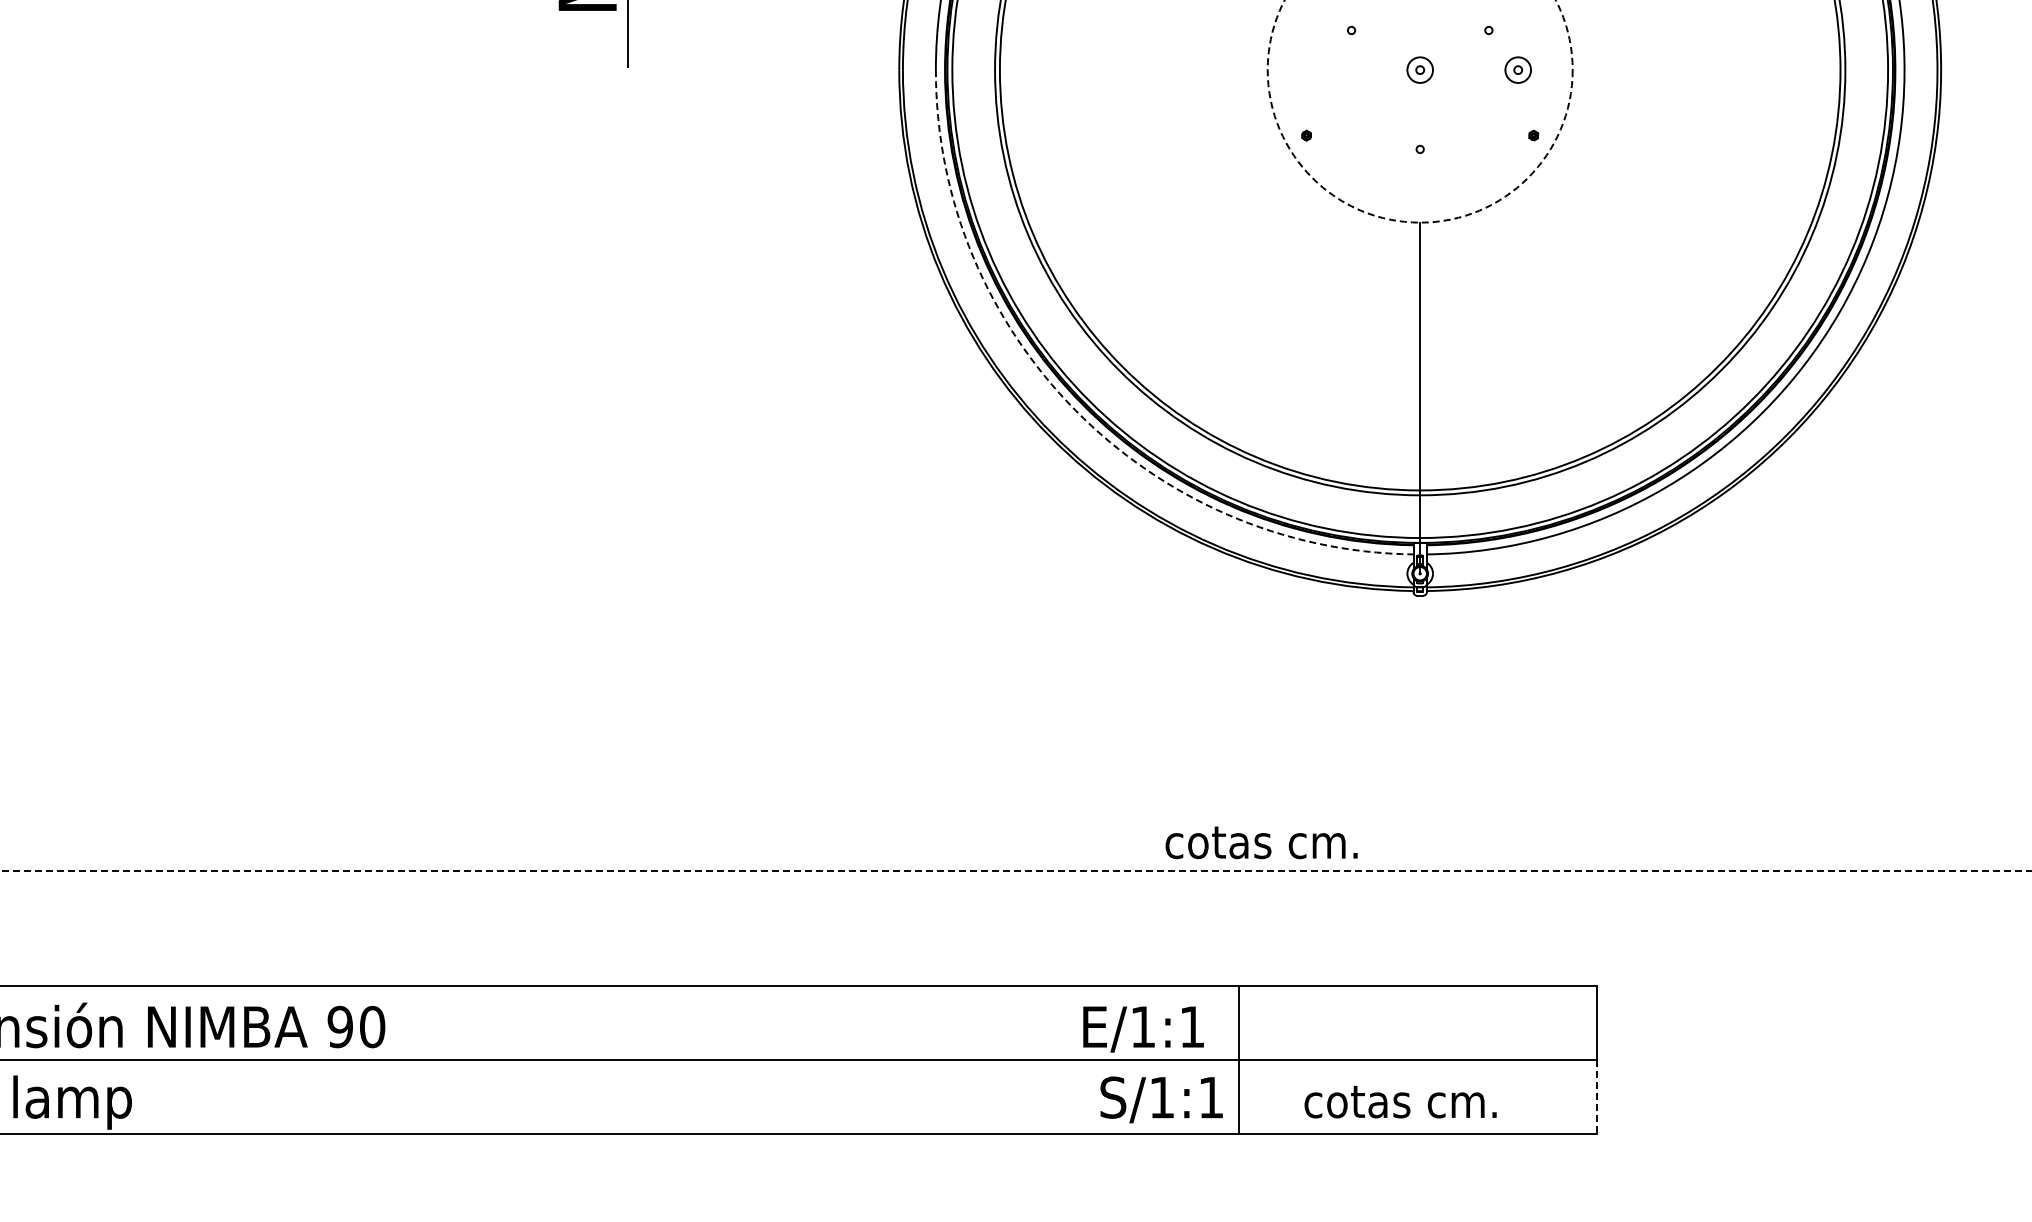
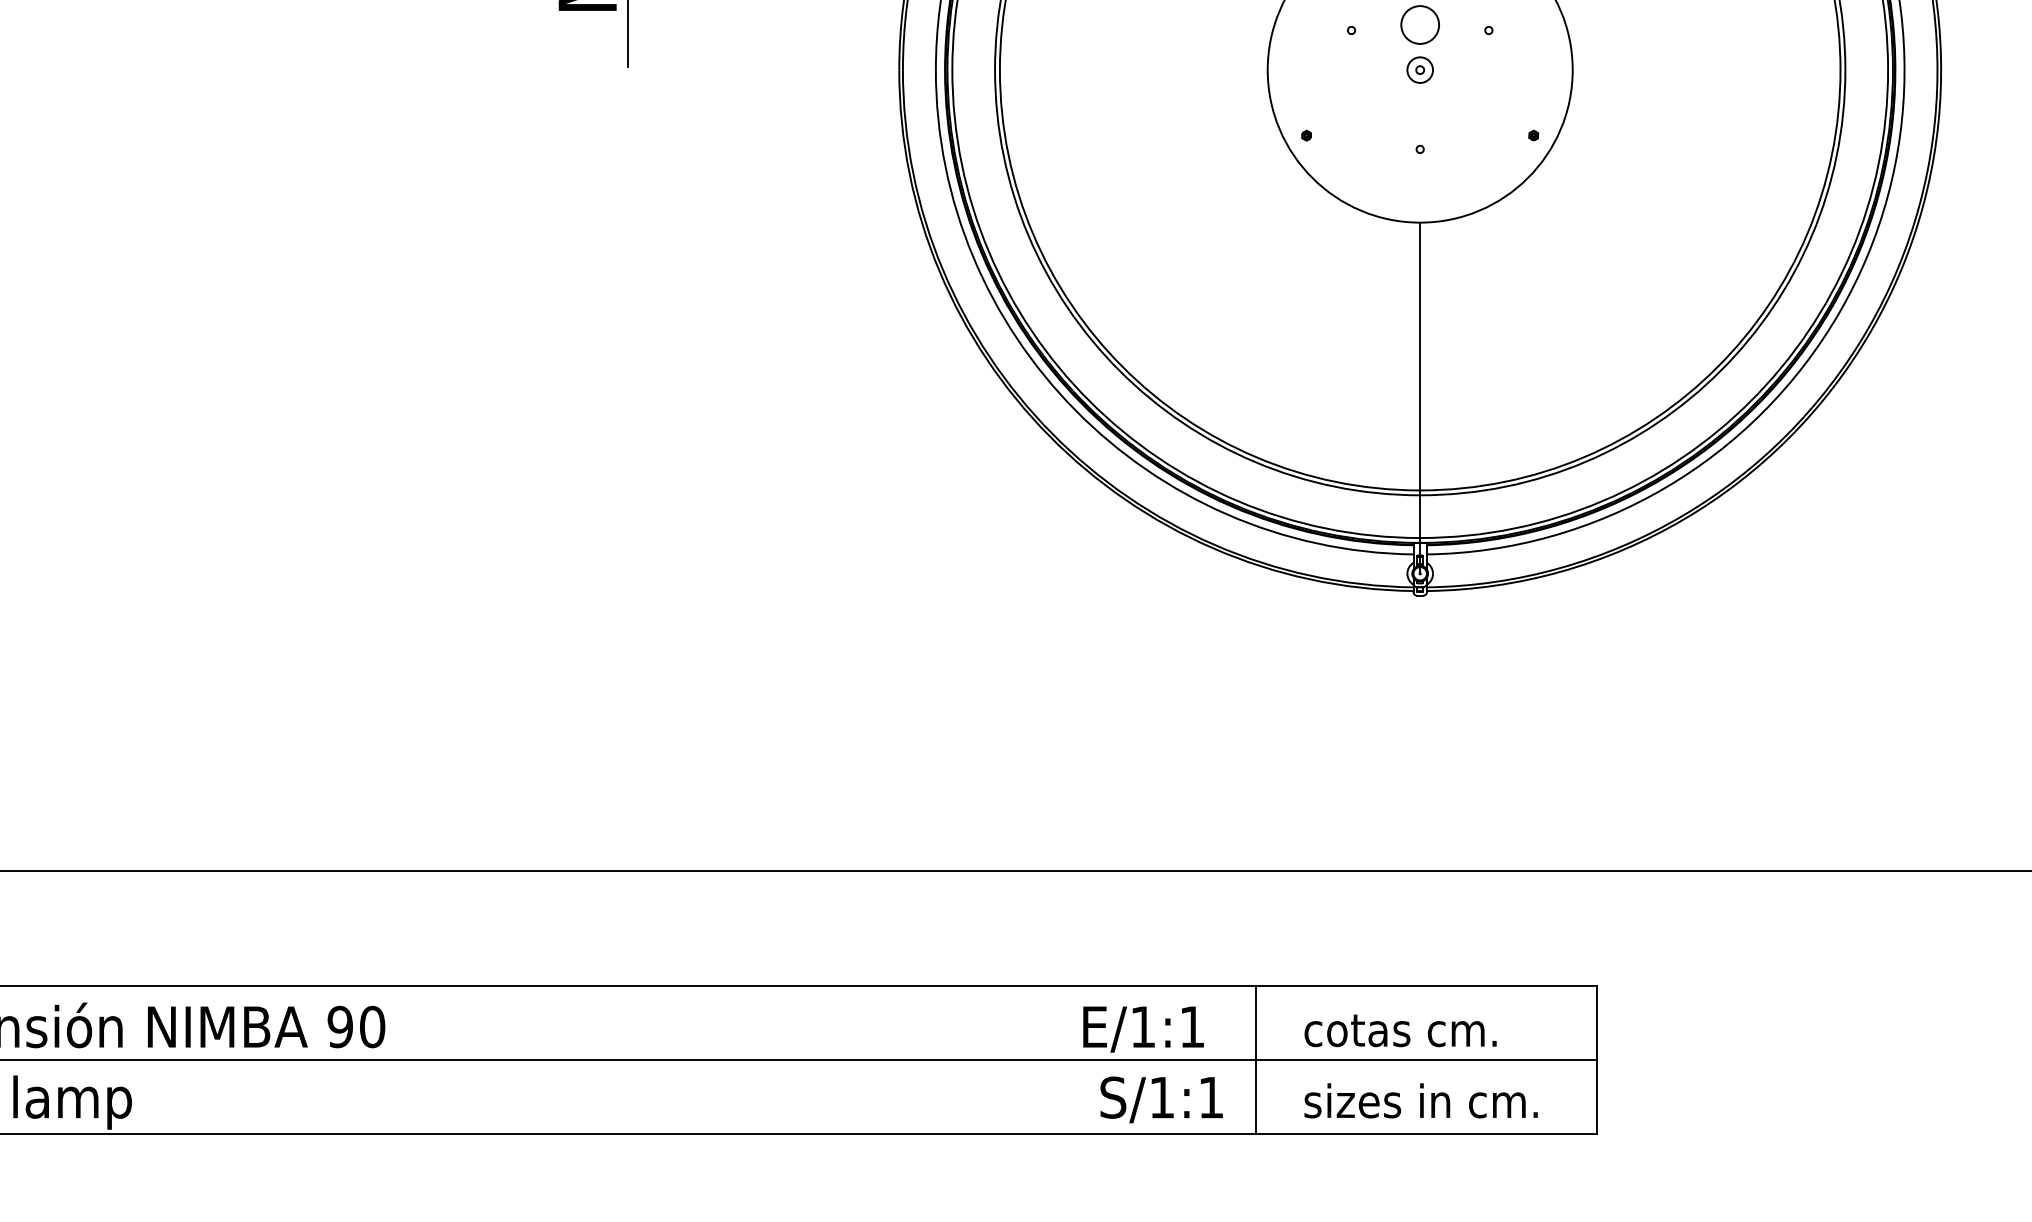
circle: none -> present (1419, 24)
part: present -> none (1517, 69)
circle: dashed -> solid (1419, 111)
arc: dashed -> solid (1075, 410)
text position: (1261, 842) -> (1400, 1030) (1400, 1030)
line: dashed -> solid (1016, 870)
line position: (1239, 1059) -> (1256, 1059) (1256, 1059)
line: dashed -> solid (1597, 1096)
text: cotas cm. -> sizes in cm. (1420, 1100)
